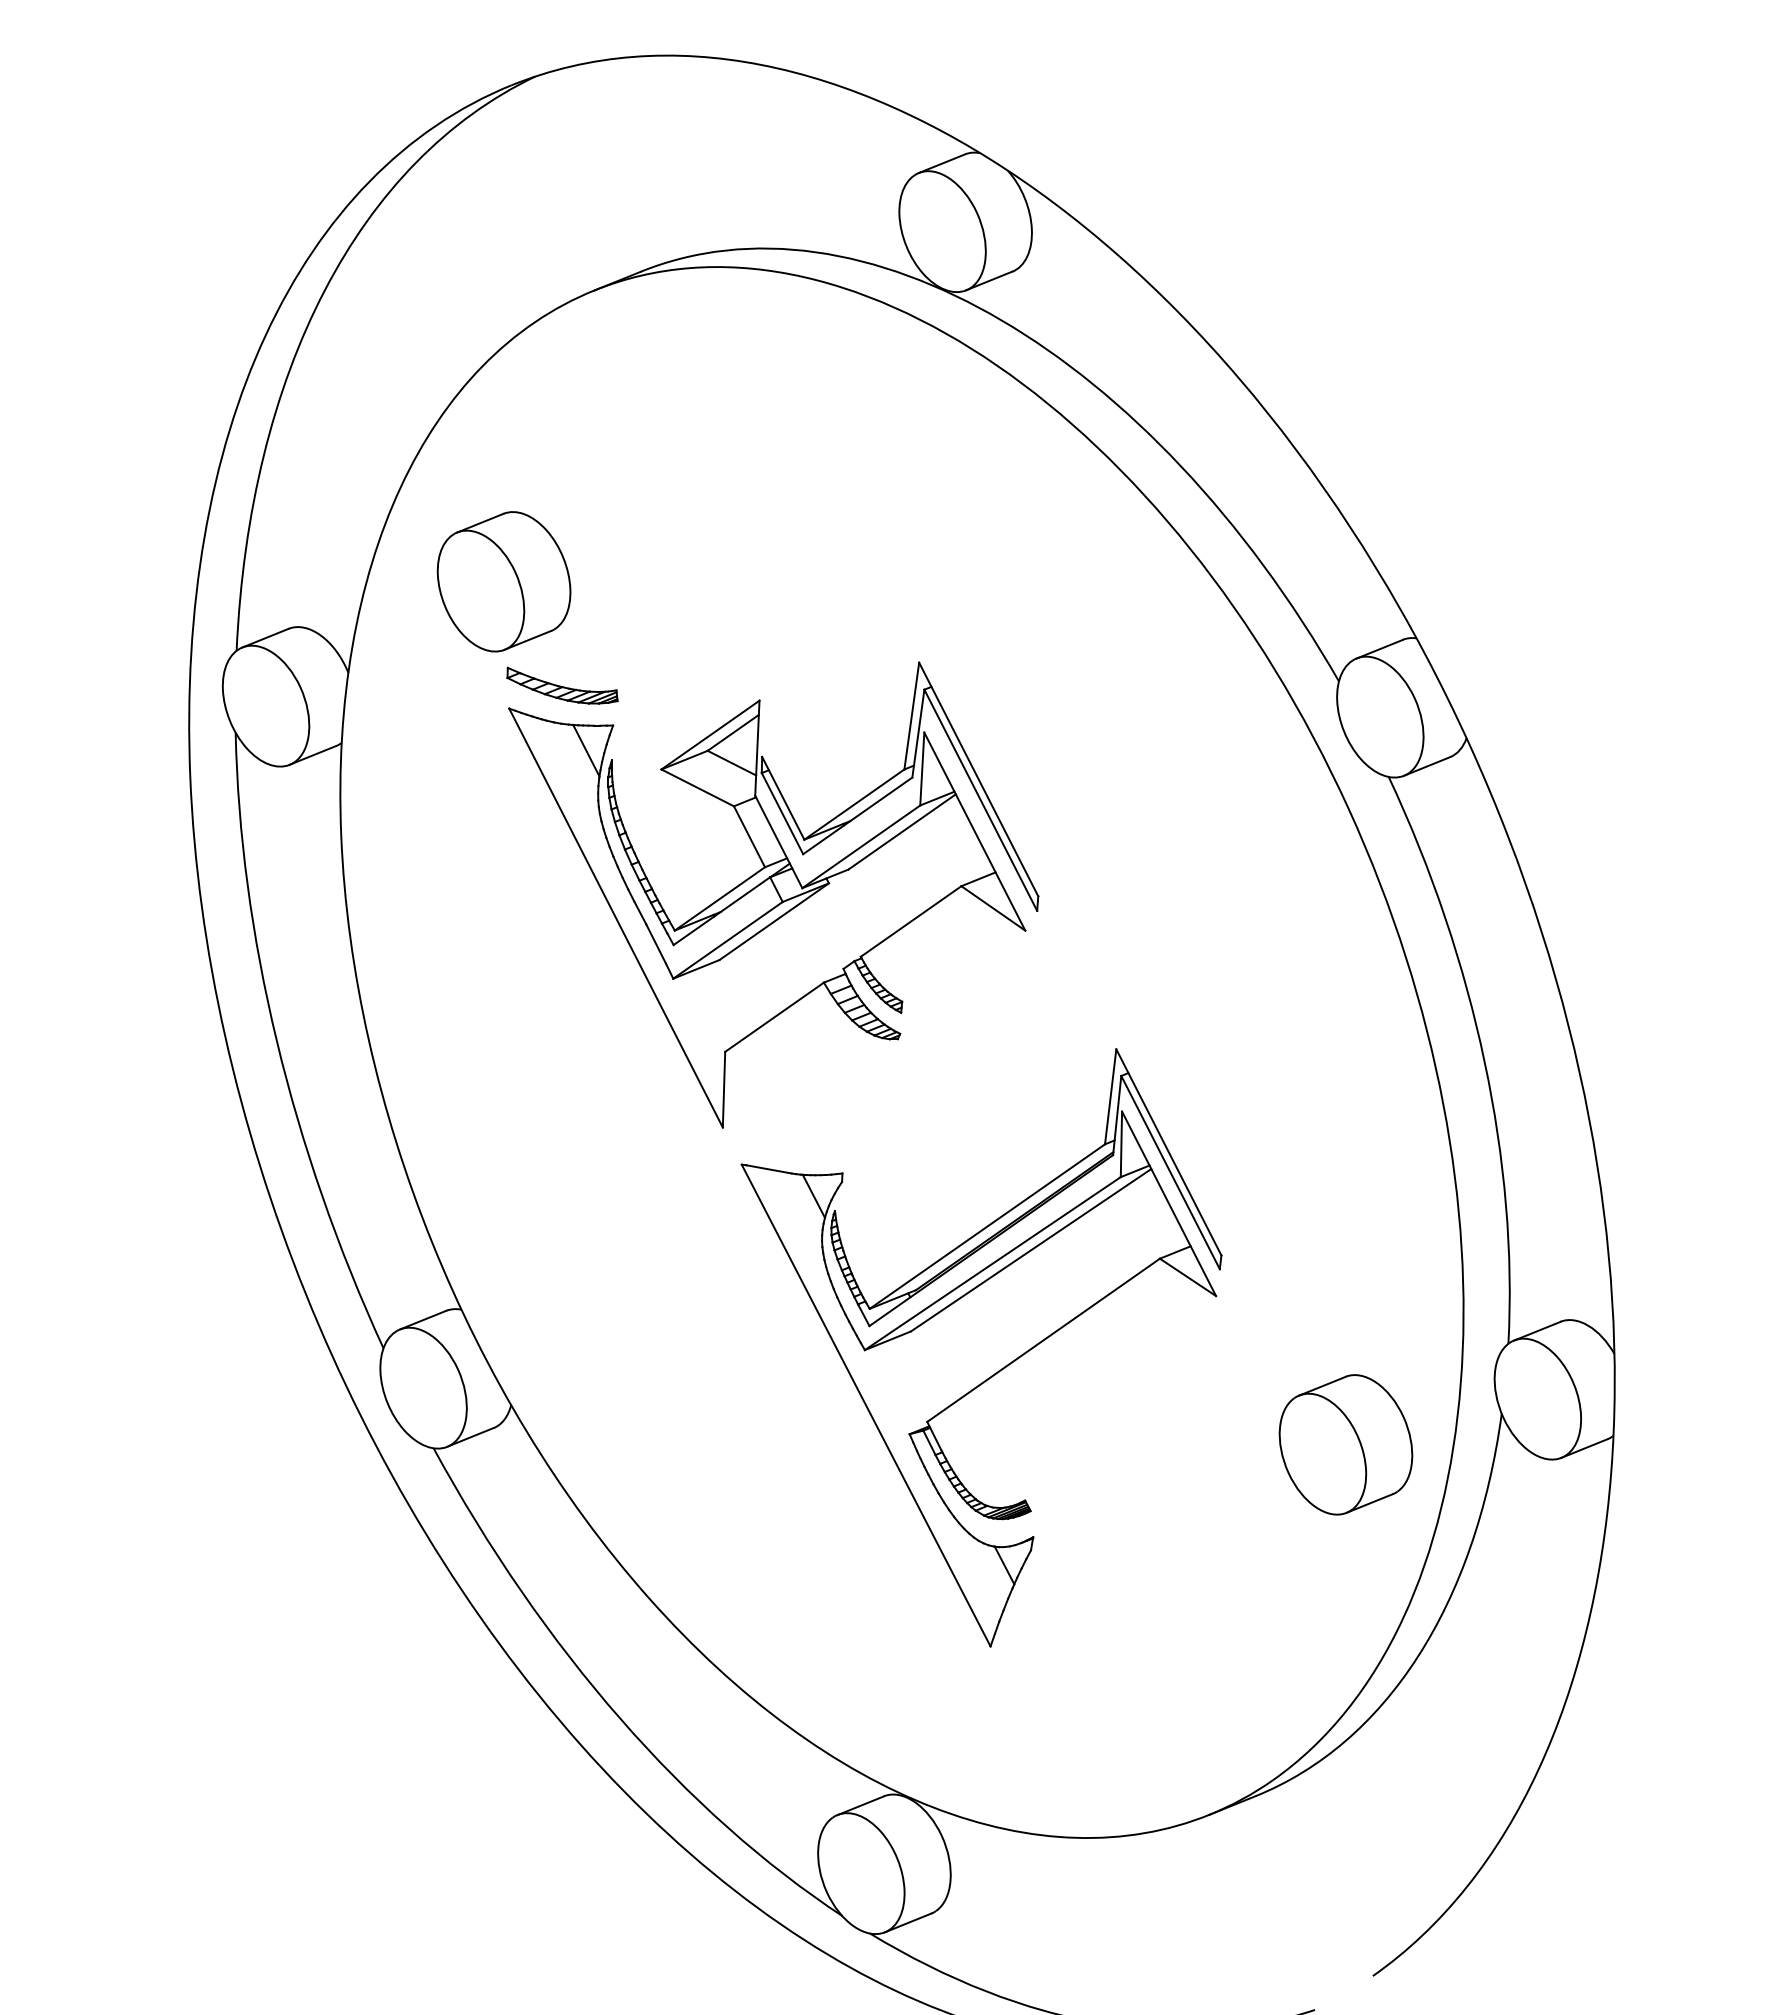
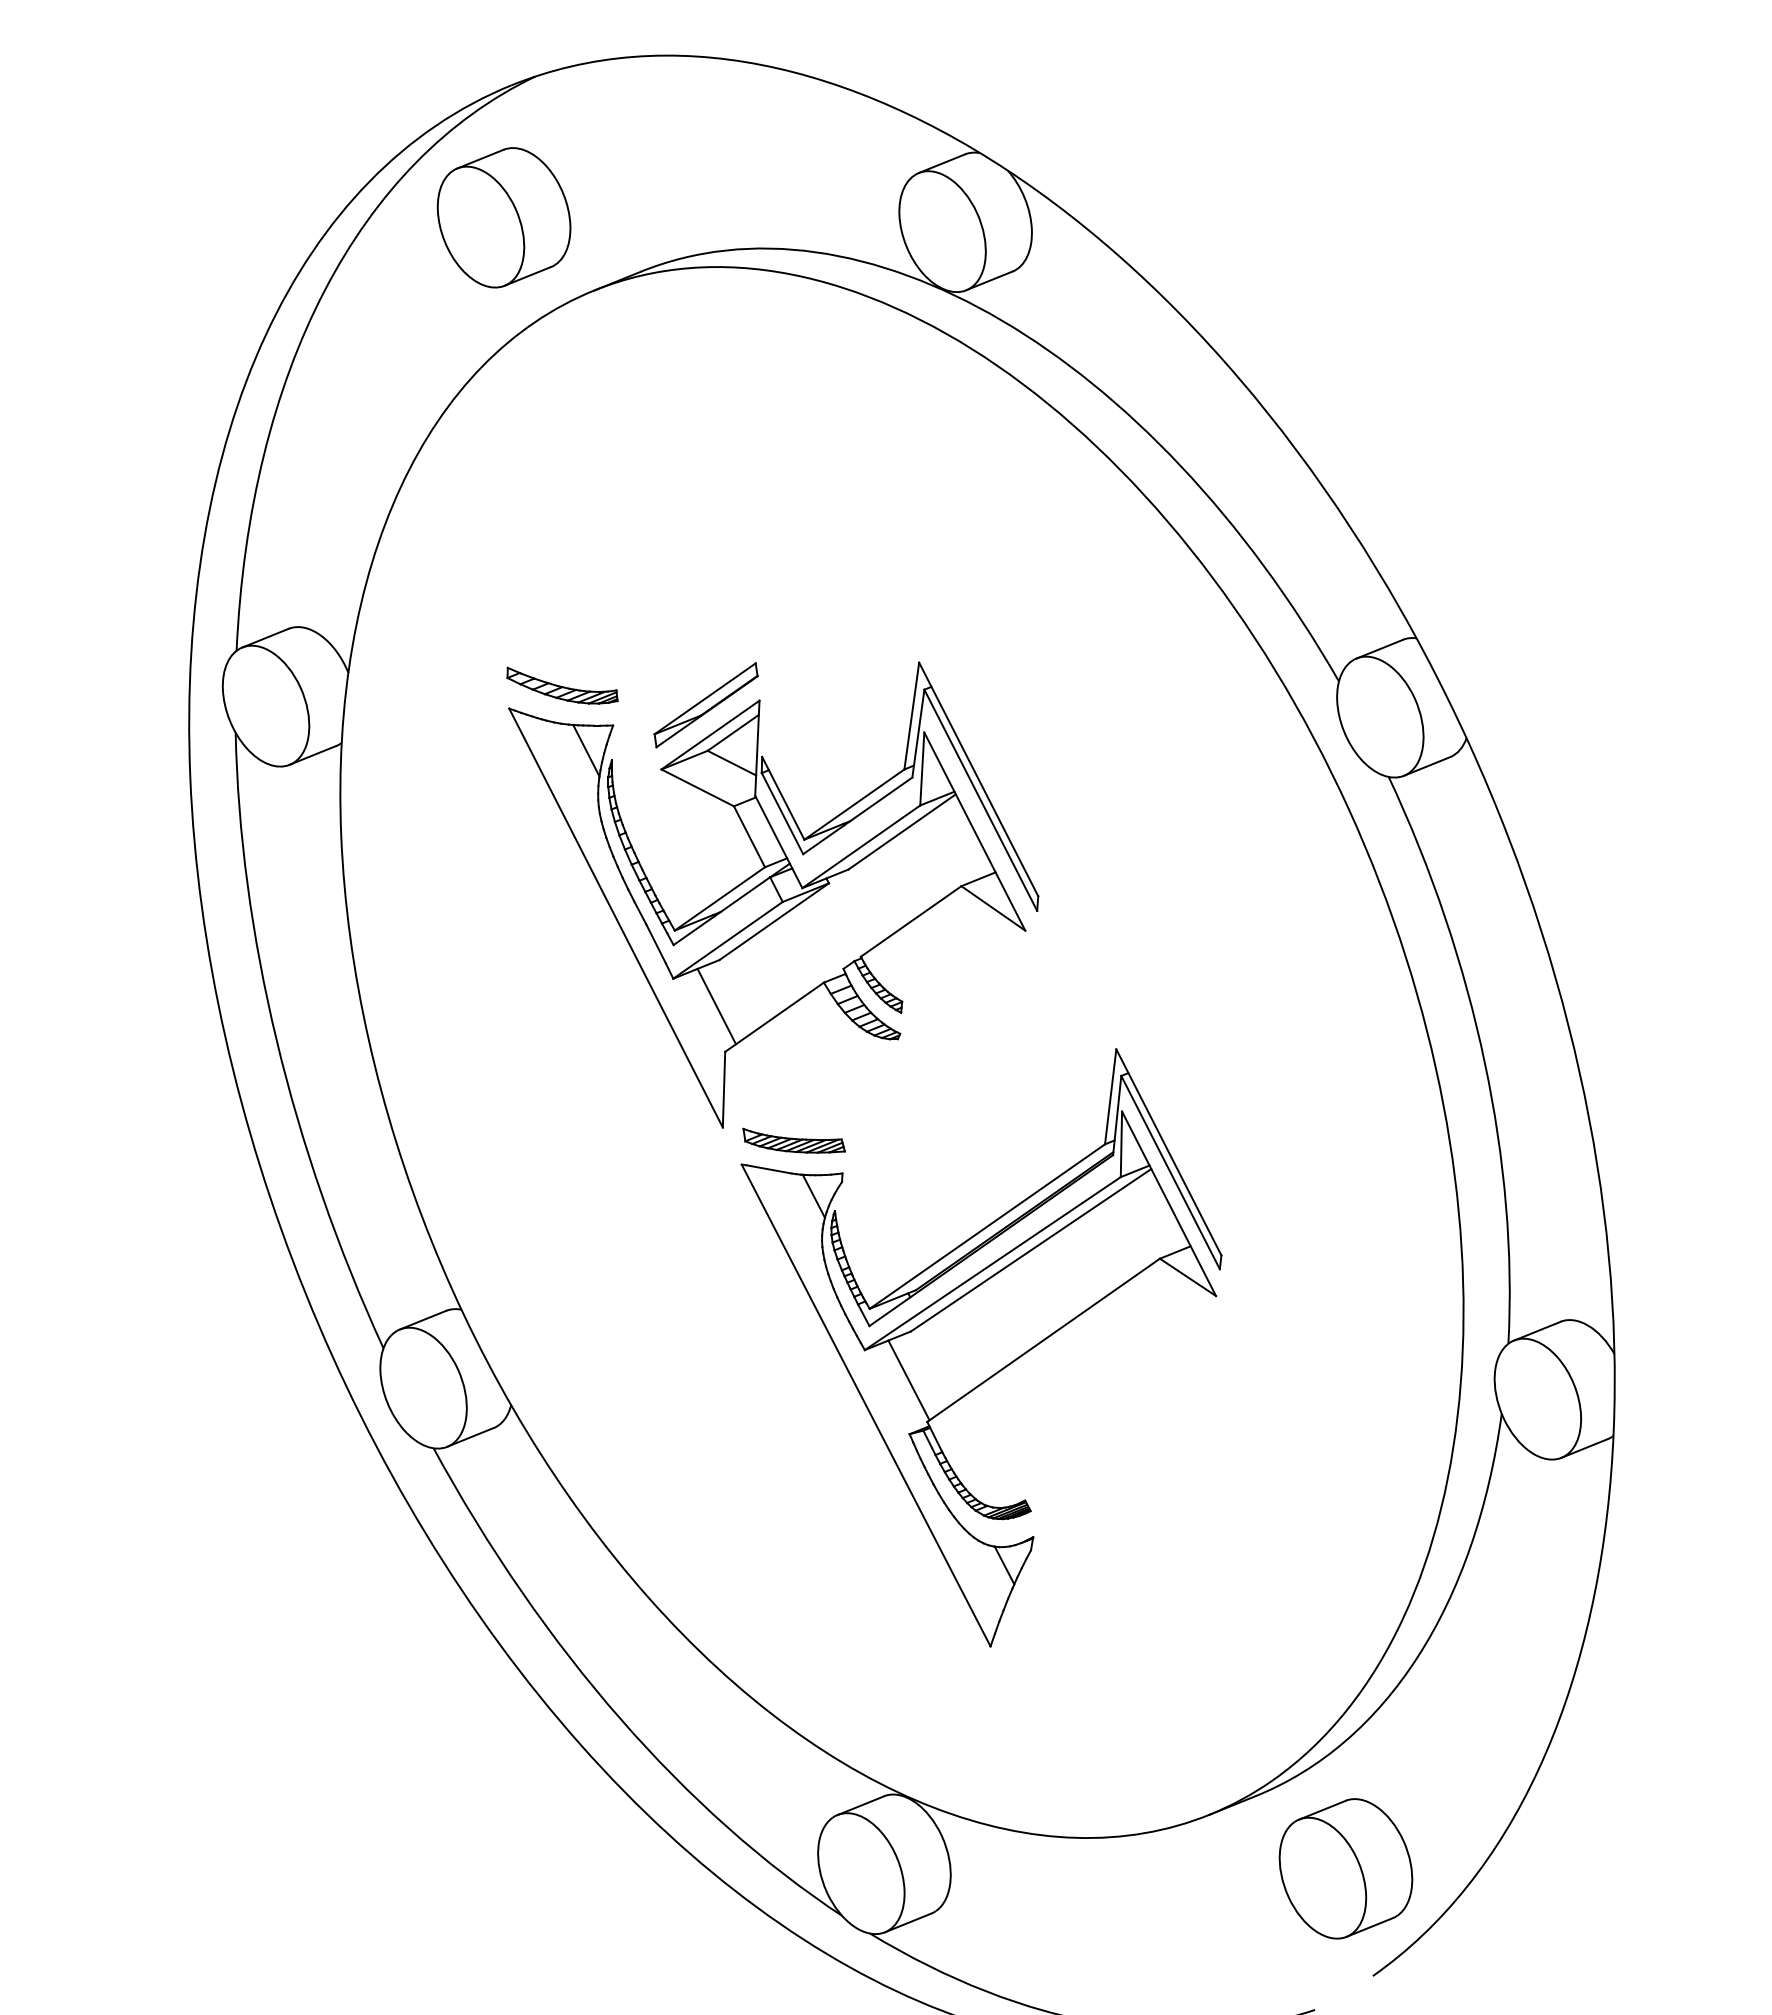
part position: (503, 581) -> (503, 217) (503, 217)
part: none -> present (705, 705)
line: none -> present (716, 1006)
part: none -> present (793, 1140)
line: none -> present (908, 1380)
part position: (1345, 1444) -> (1345, 1868) (1345, 1868)
